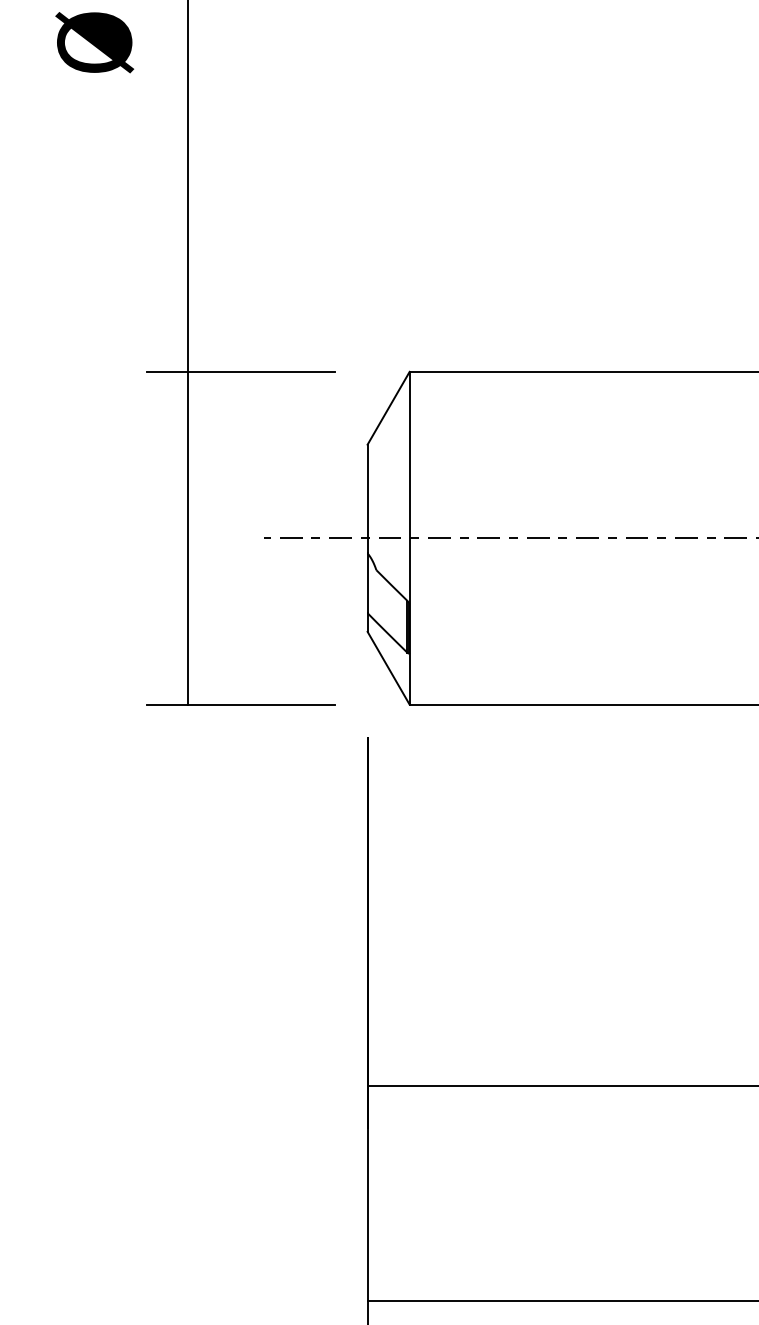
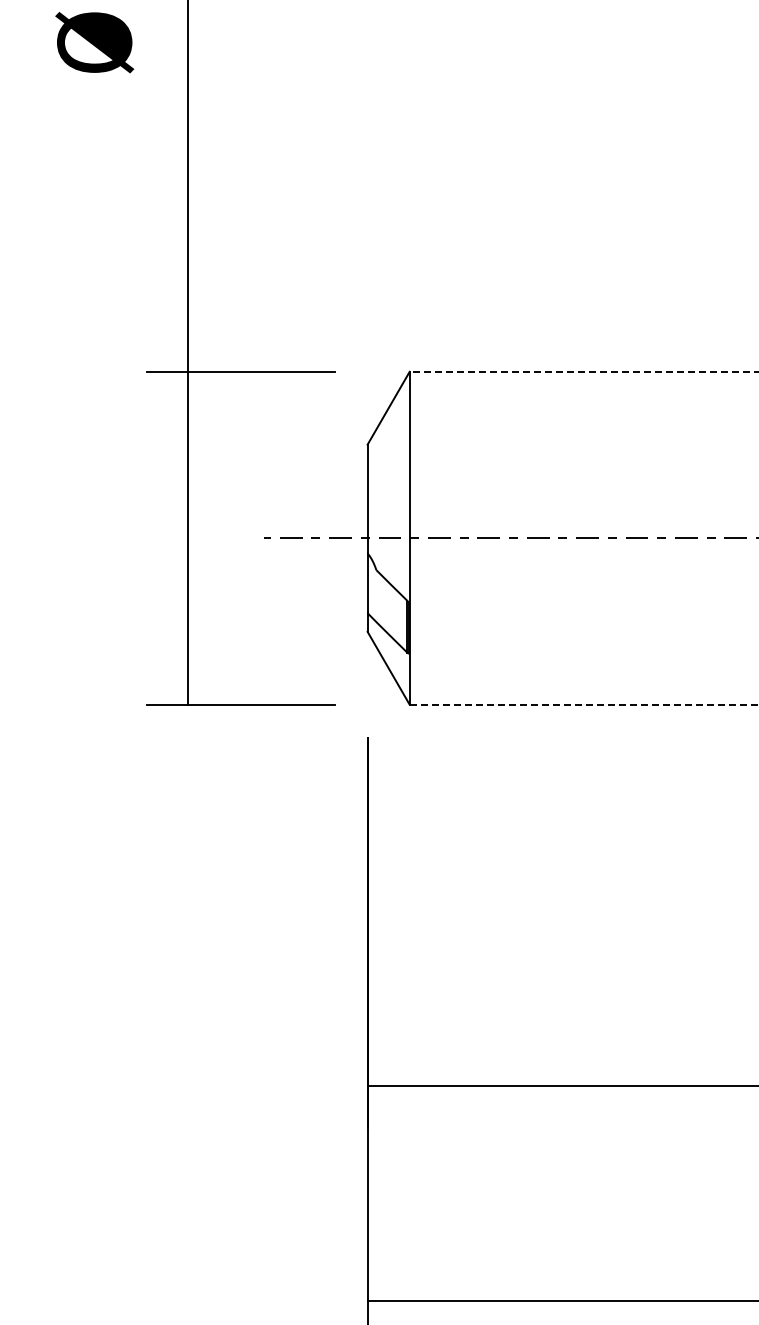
line: solid -> dashed (583, 371)
line: solid -> dashed (584, 704)
